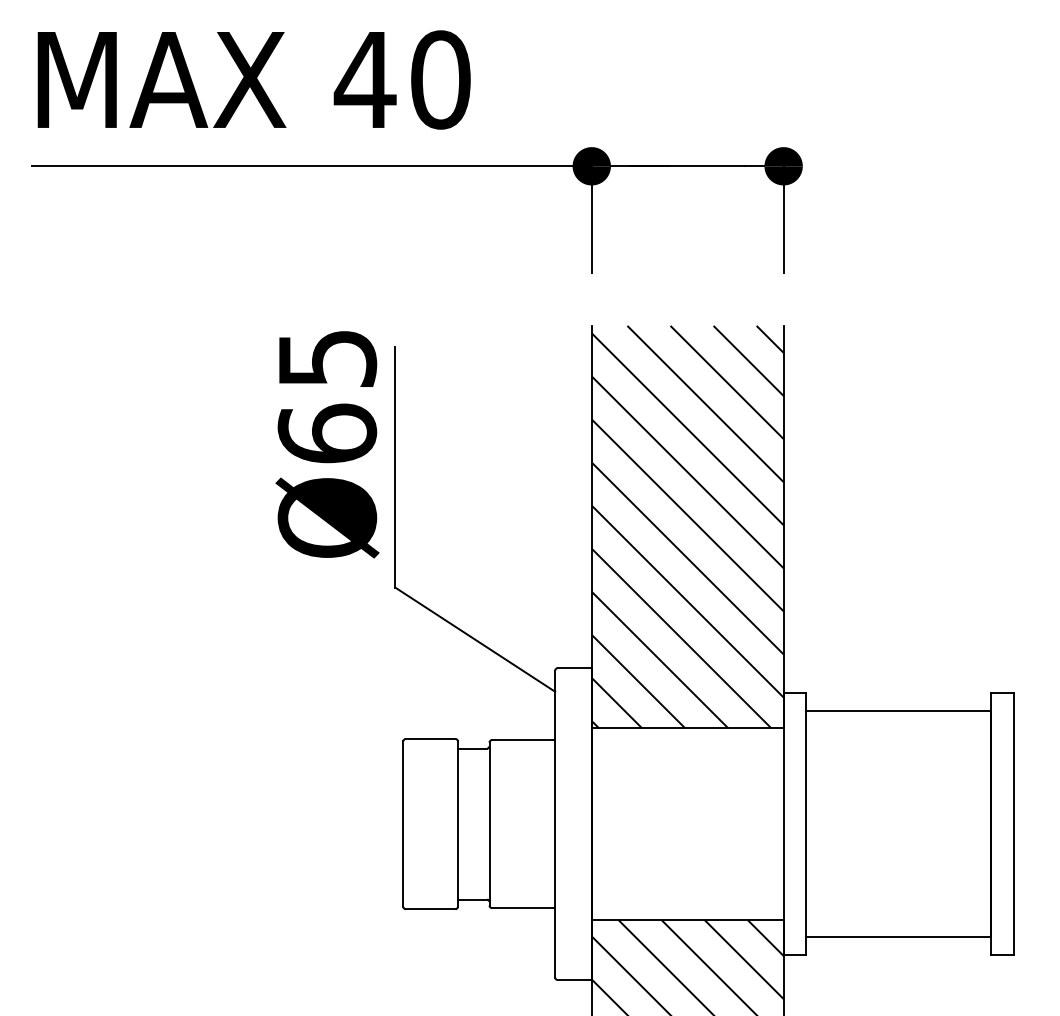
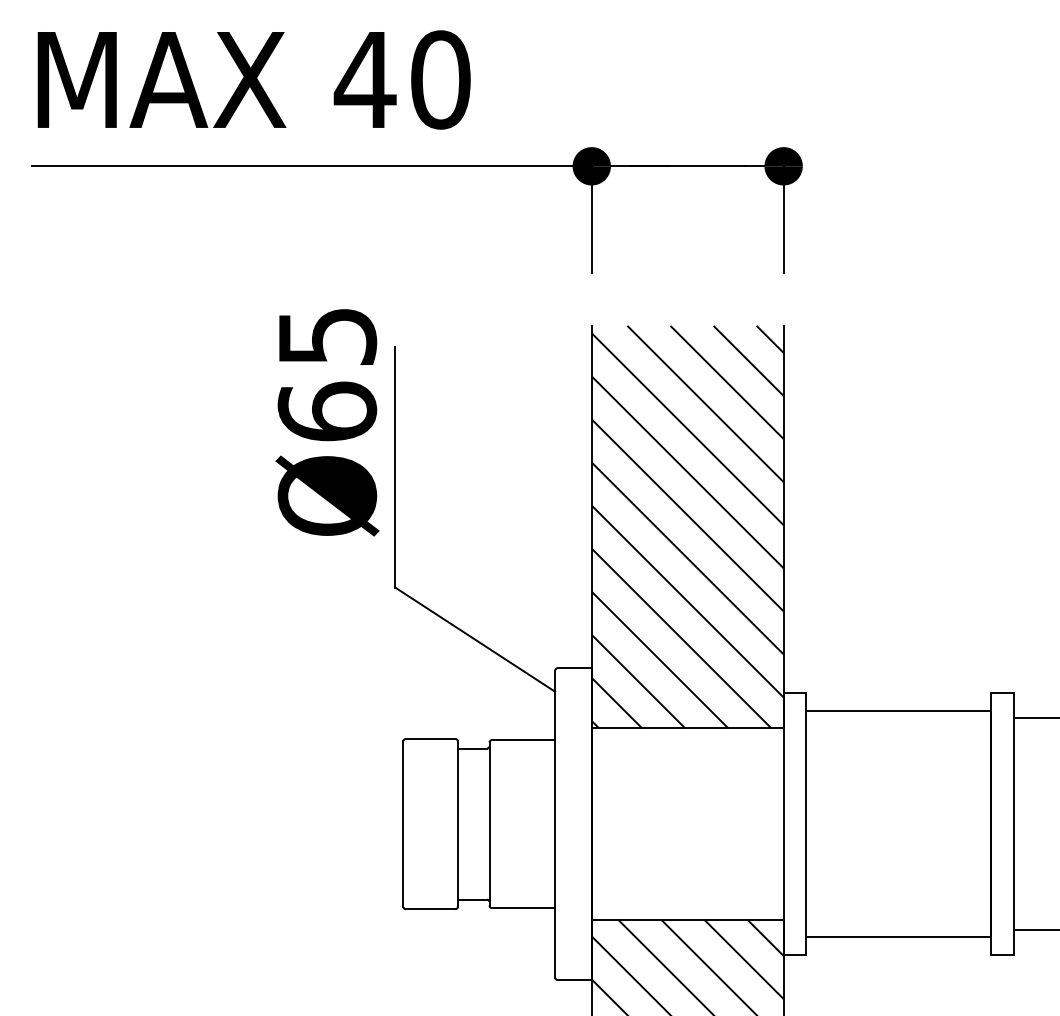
text position: (327, 444) -> (327, 422) (327, 422)
line: none -> present (1034, 718)
line: none -> present (1034, 930)
